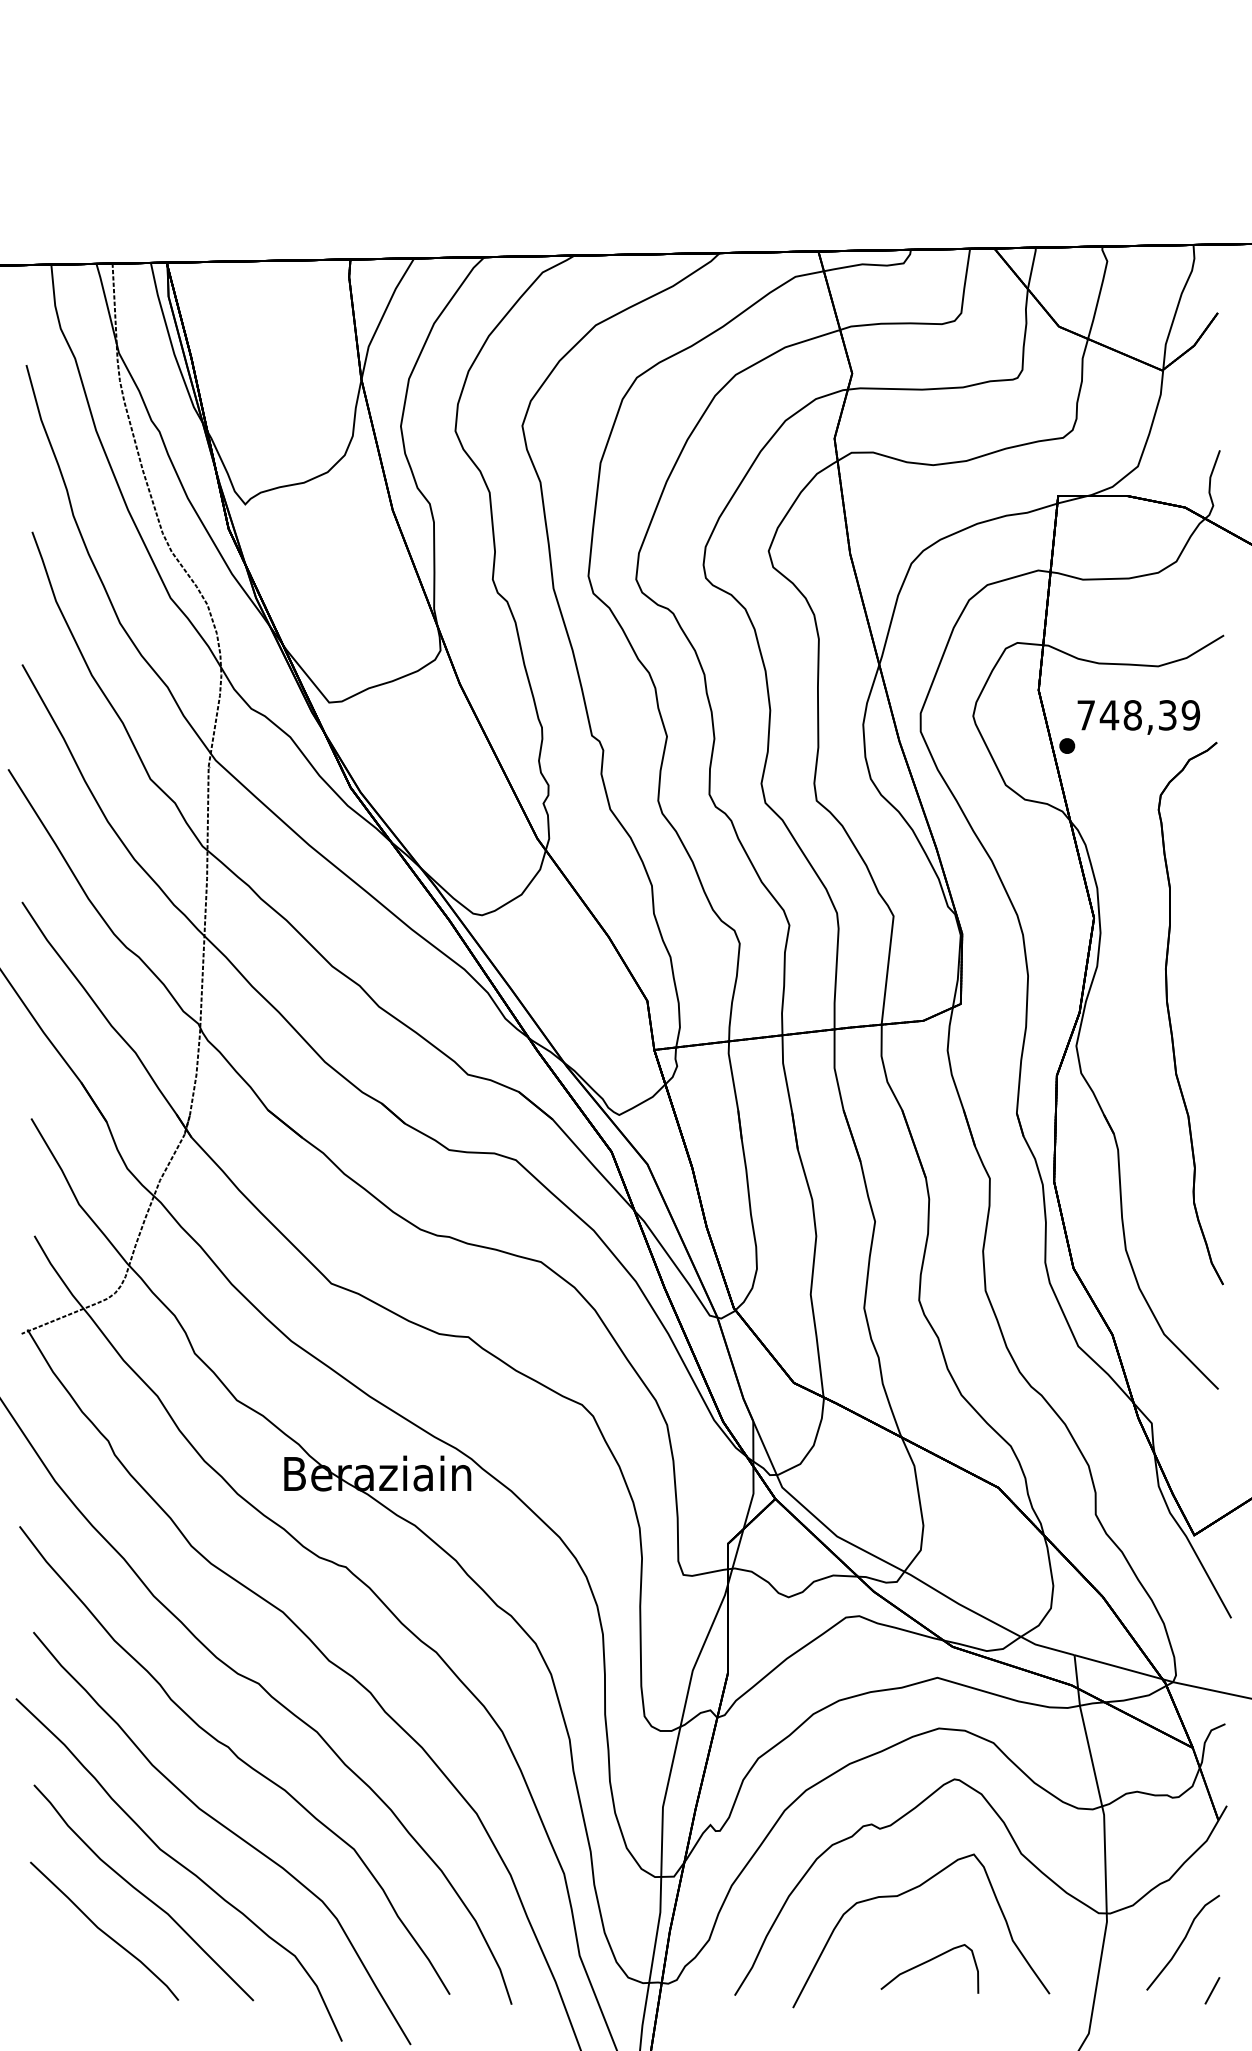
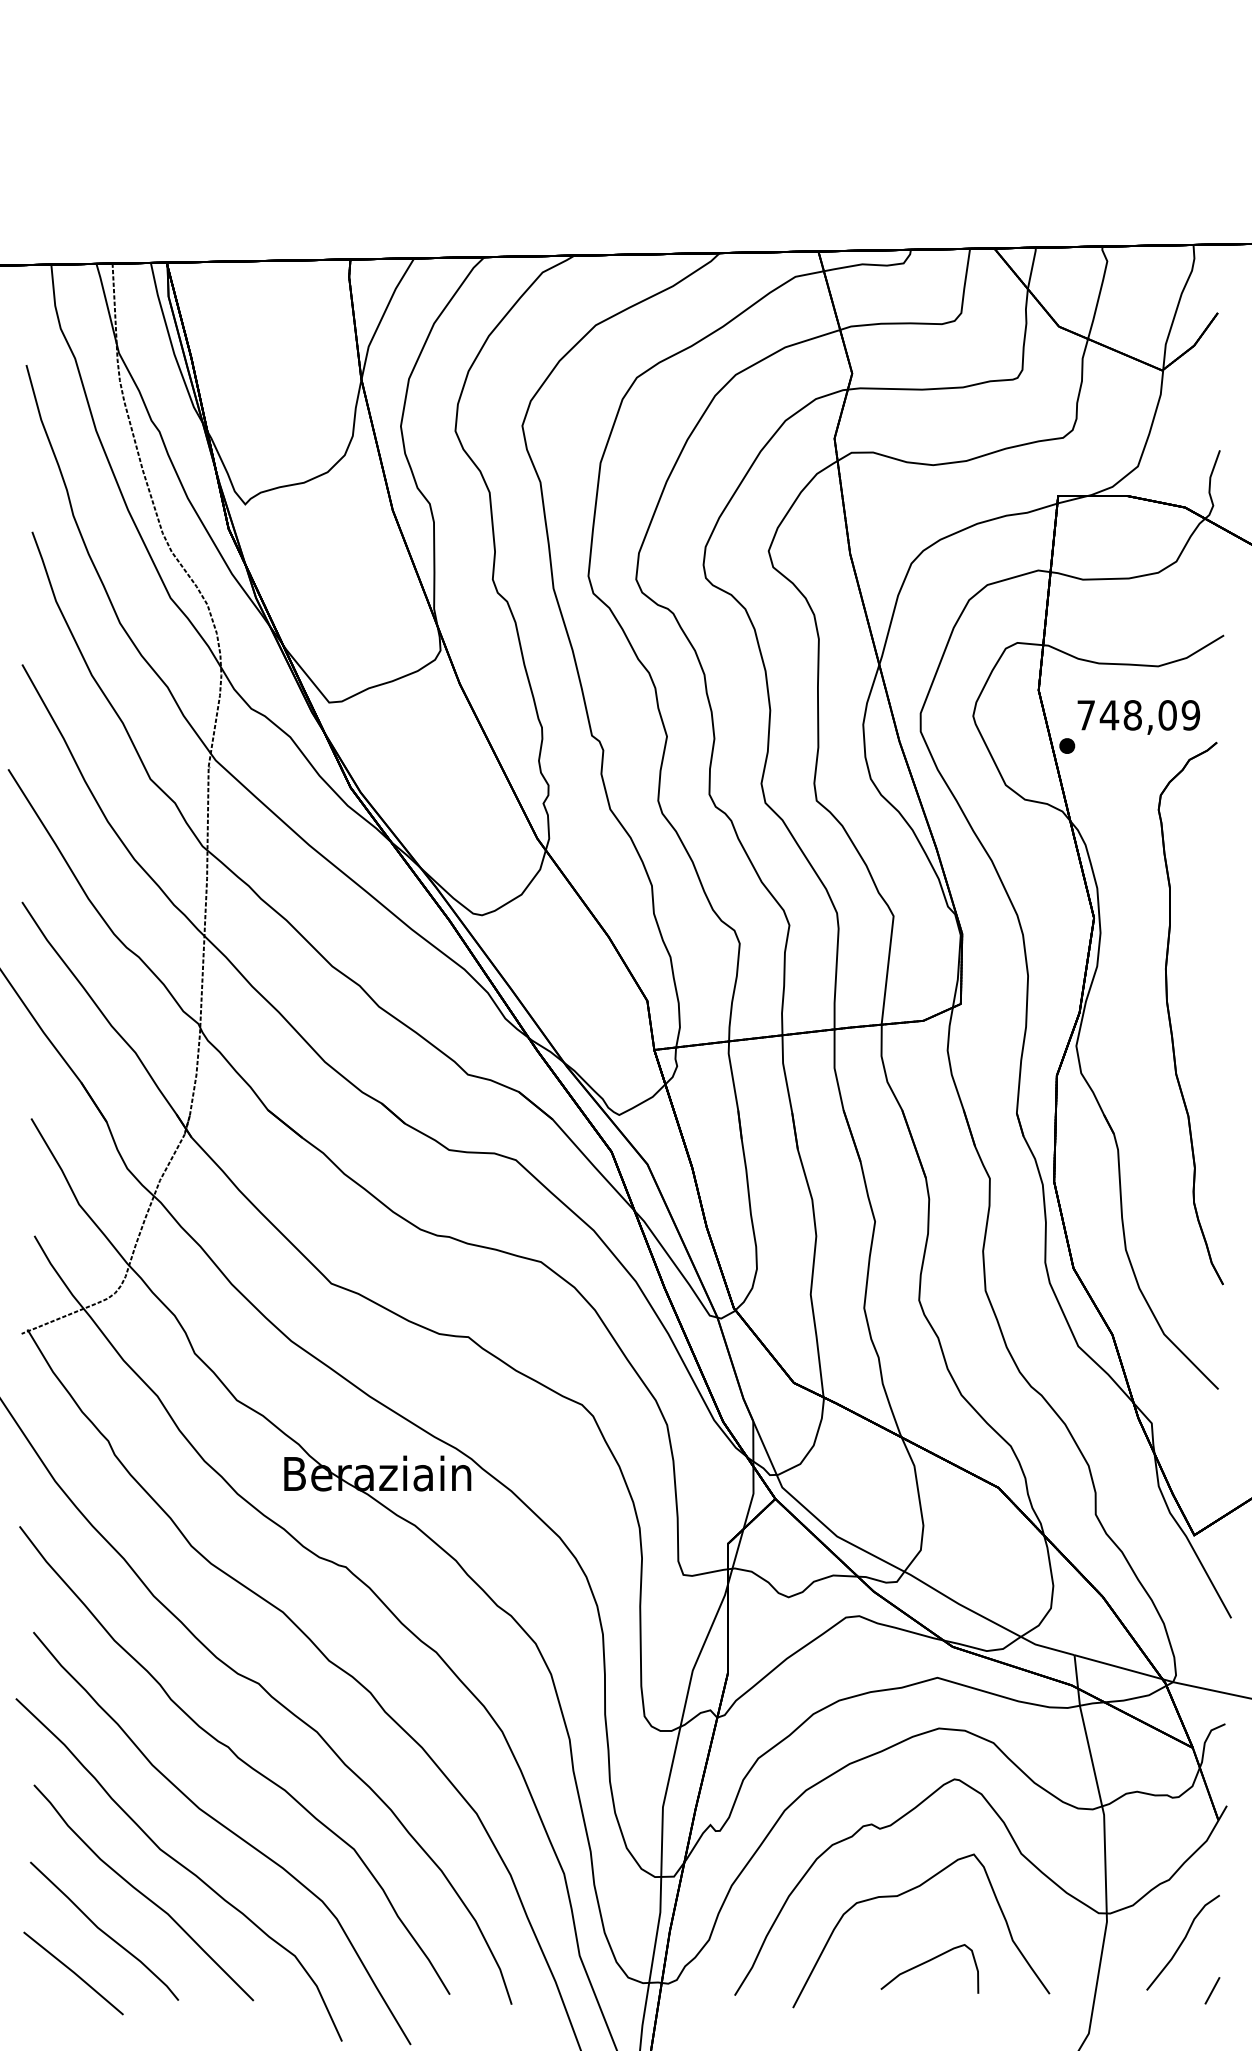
text: 748,39 -> 748,09 (1167, 715)
part: none -> present (73, 1973)
